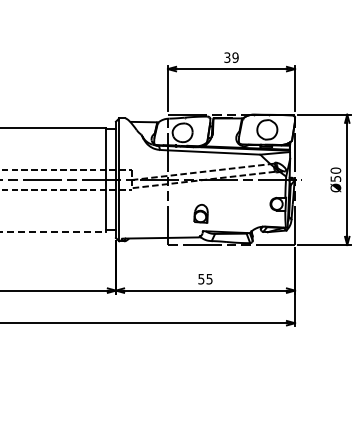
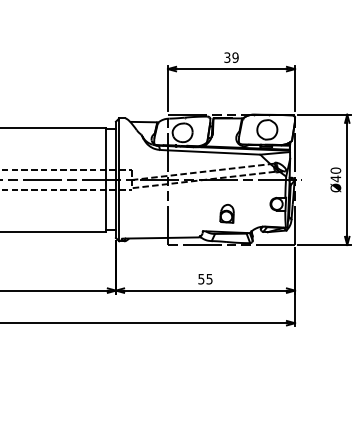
text: Ø50 -> Ø40 (335, 178)
part position: (200, 213) -> (226, 213) (226, 213)
line: dashed -> solid (53, 231)
